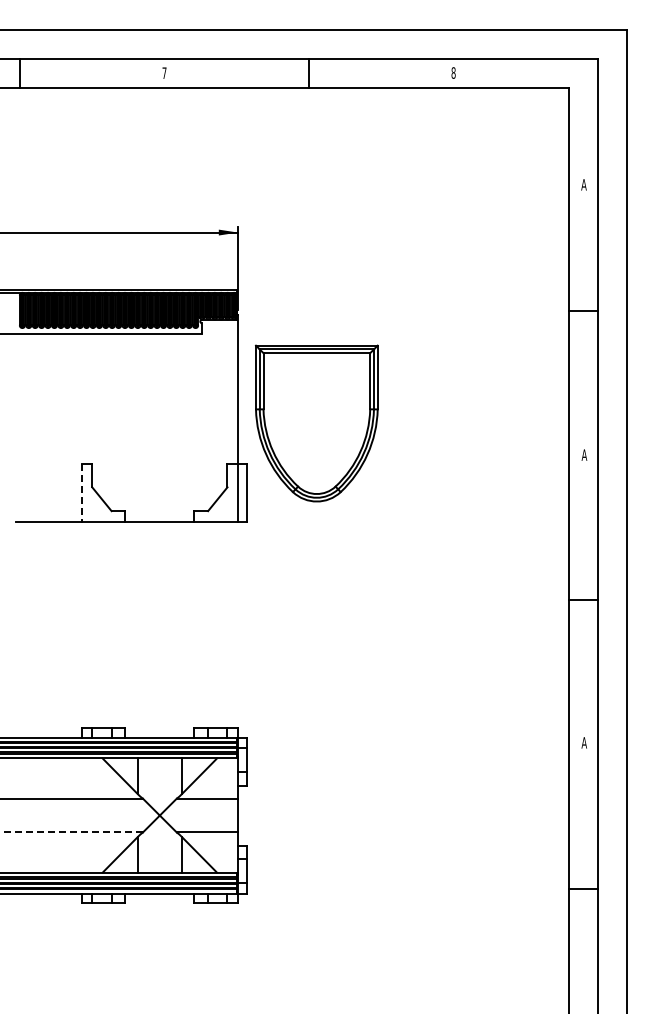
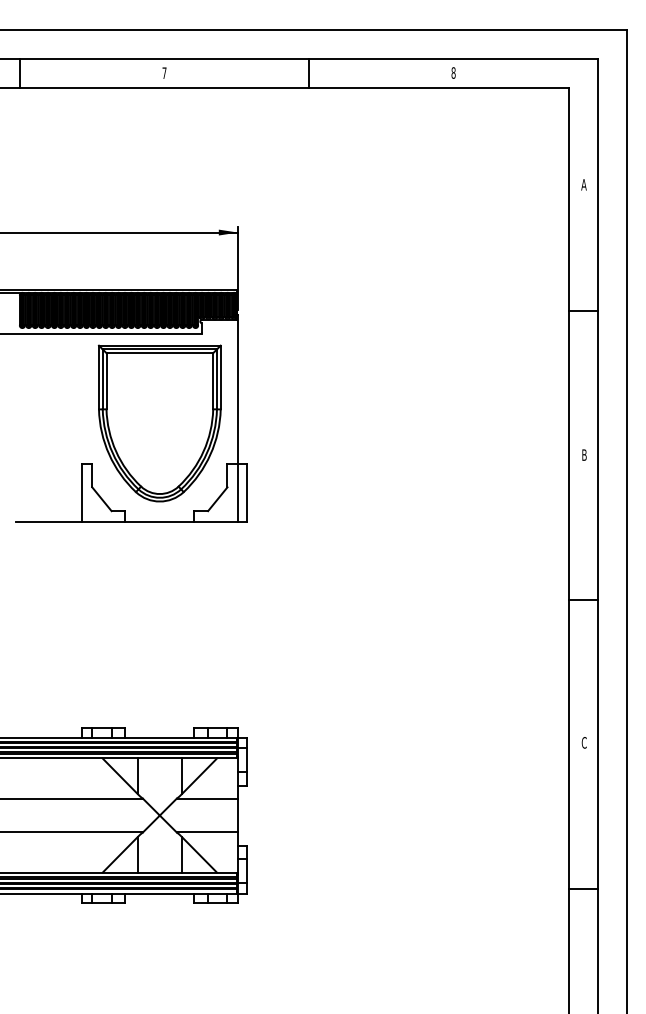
part position: (316, 423) -> (159, 423) (159, 423)
text: A -> B (584, 454)
line: dashed -> solid (81, 492)
text: A -> C (583, 742)
line: dashed -> solid (71, 832)
